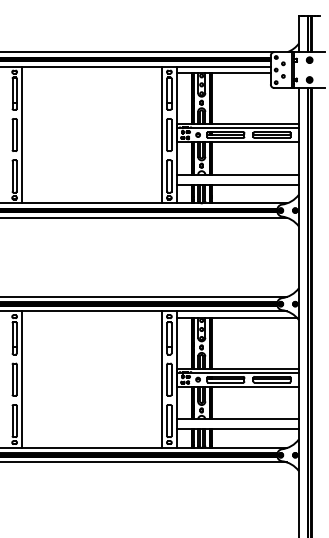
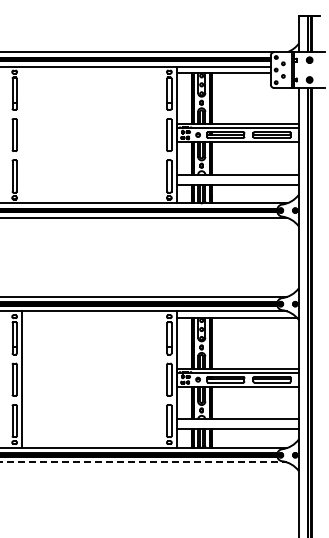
line: present -> none (21, 134)
line: present -> none (162, 134)
line: present -> none (162, 379)
line: solid -> dashed (144, 462)
